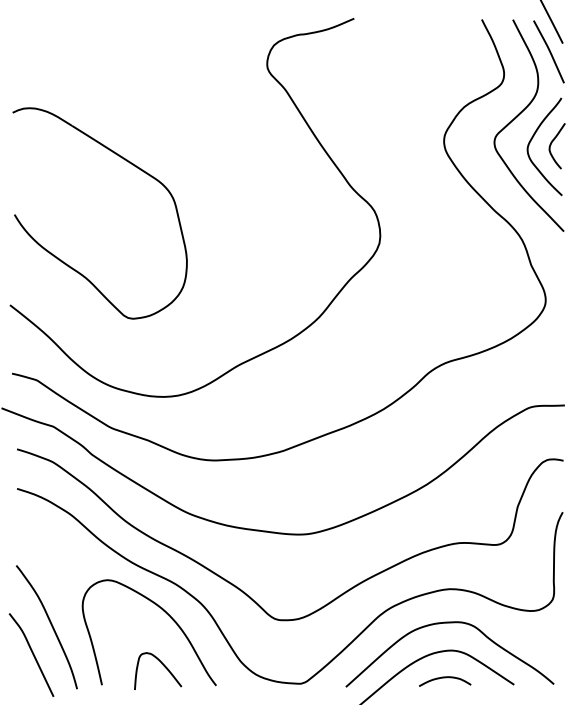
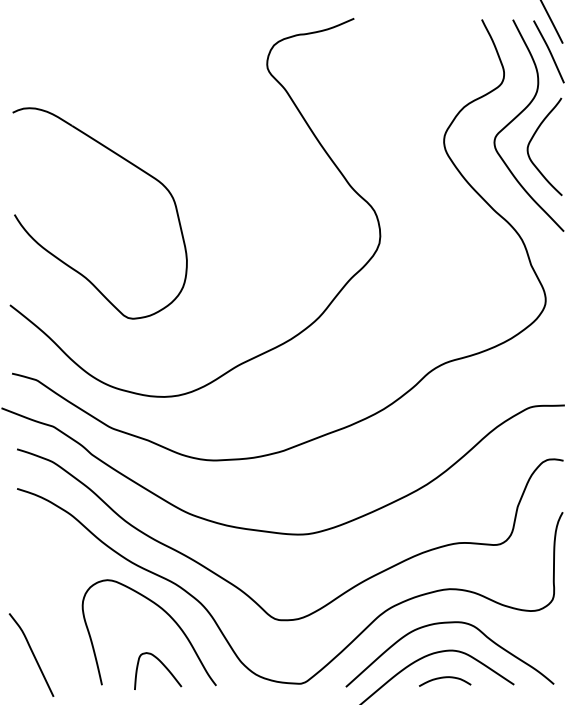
curve: present -> none (552, 143)
curve: present -> none (50, 624)
